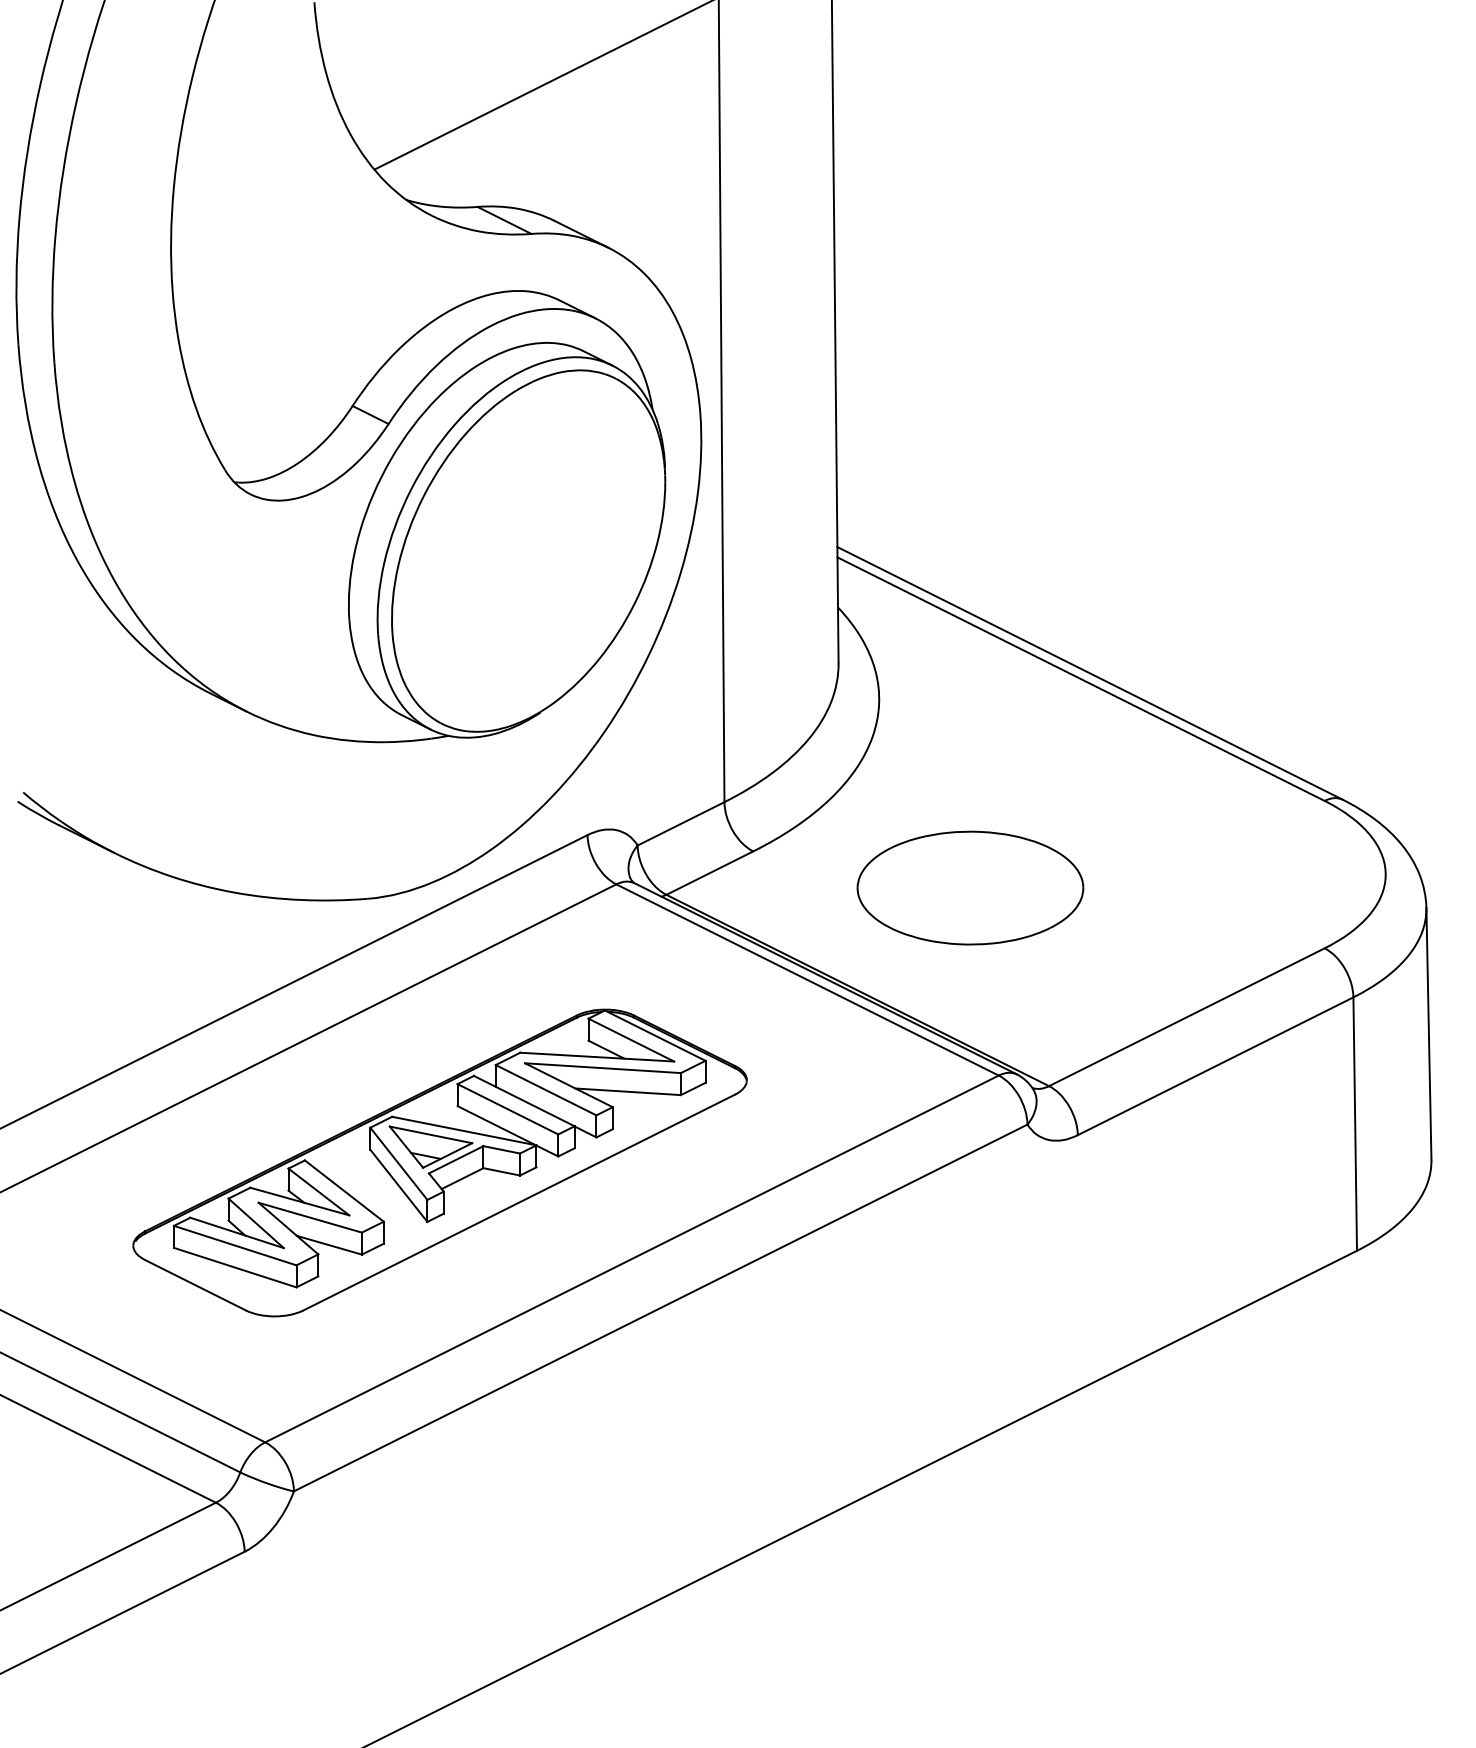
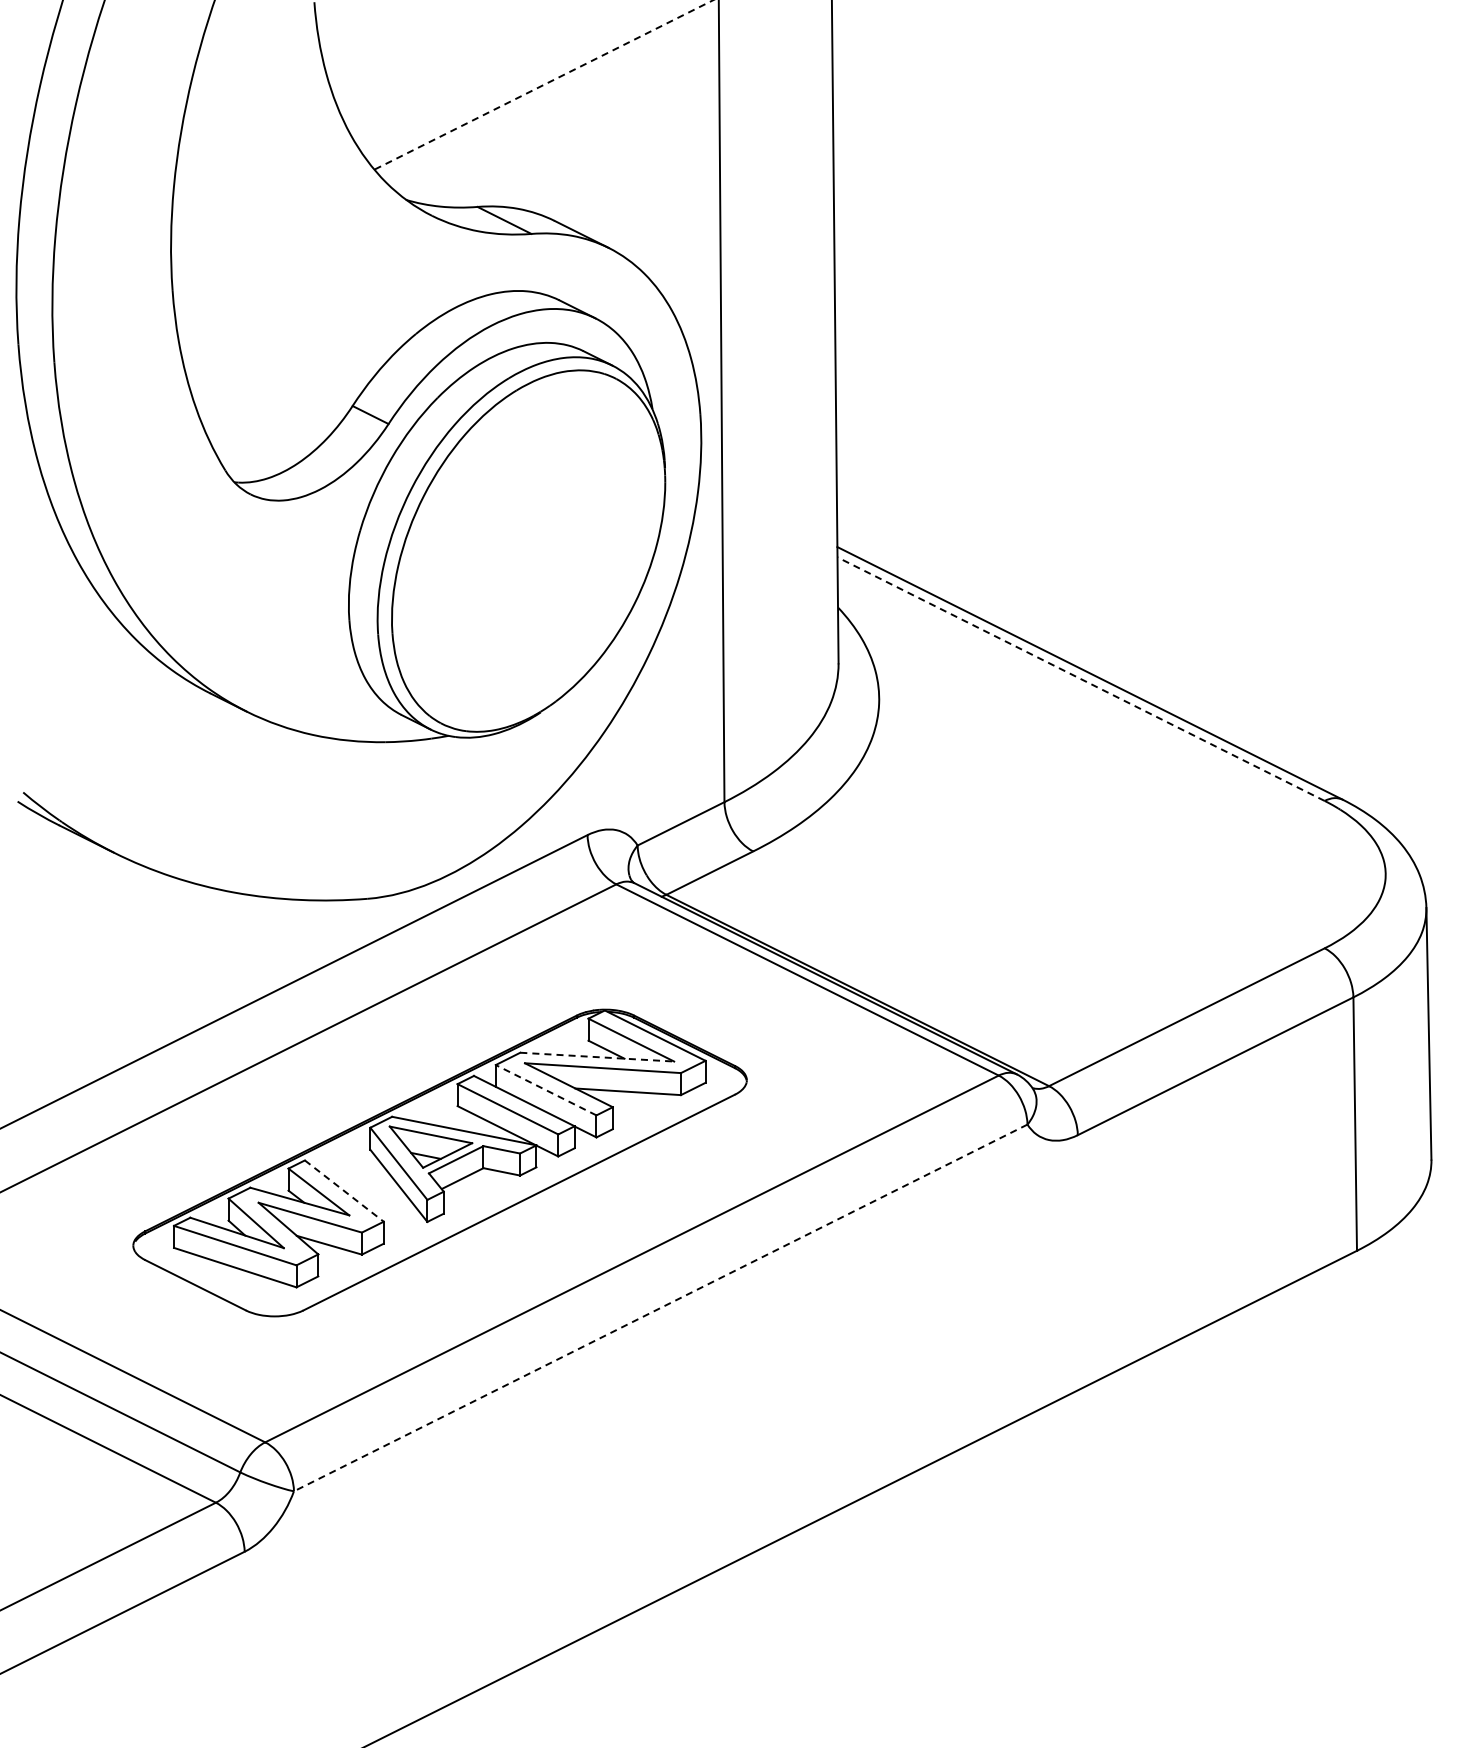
line: solid -> dashed (544, 84)
line: solid -> dashed (1080, 678)
part: present -> none (970, 887)
line: solid -> dashed (597, 1057)
line: solid -> dashed (545, 1090)
line: solid -> dashed (344, 1191)
line: solid -> dashed (660, 1308)
